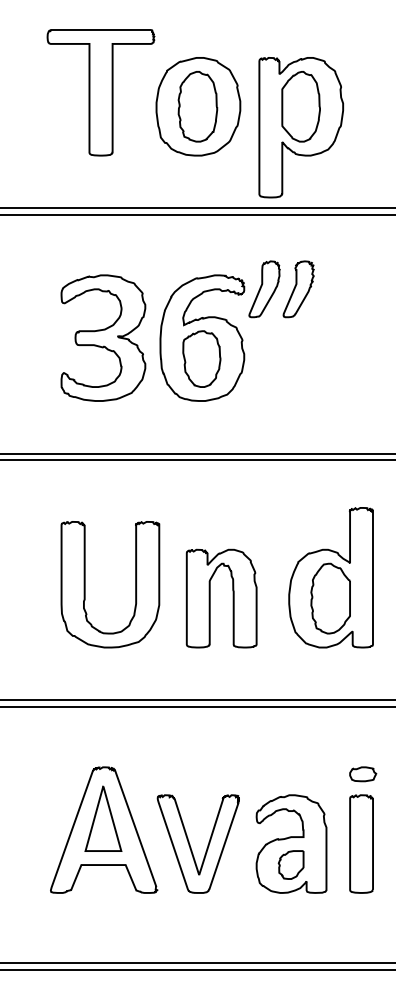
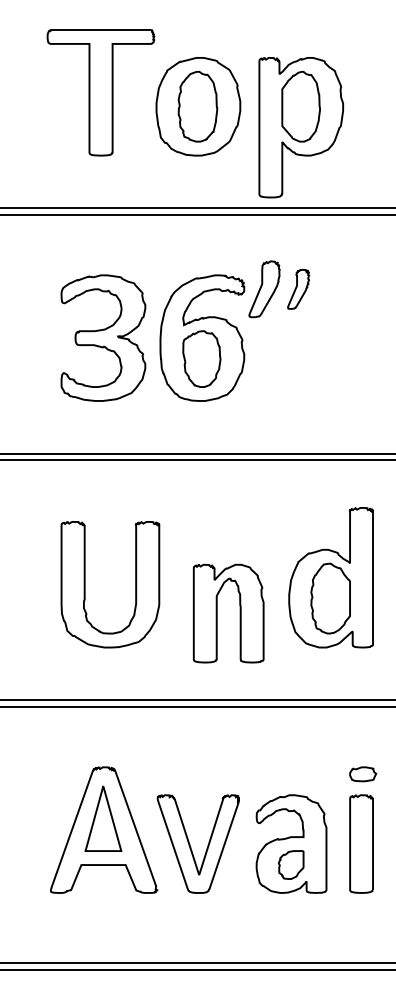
part size: 33x59 px -> 24x41 px (298, 289)
part position: (210, 598) -> (217, 613) (217, 613)
